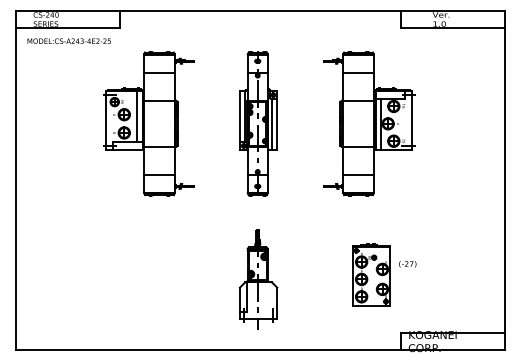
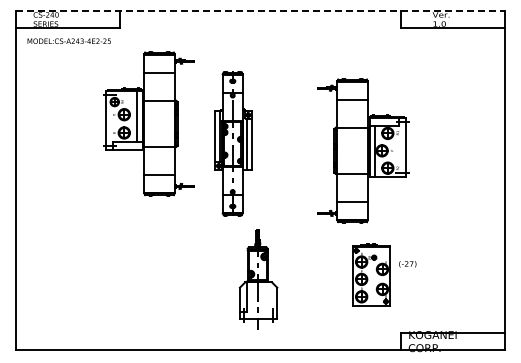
line: solid -> dashed (260, 10)
part position: (258, 123) -> (233, 143) (233, 143)
part position: (369, 123) -> (363, 150) (363, 150)
